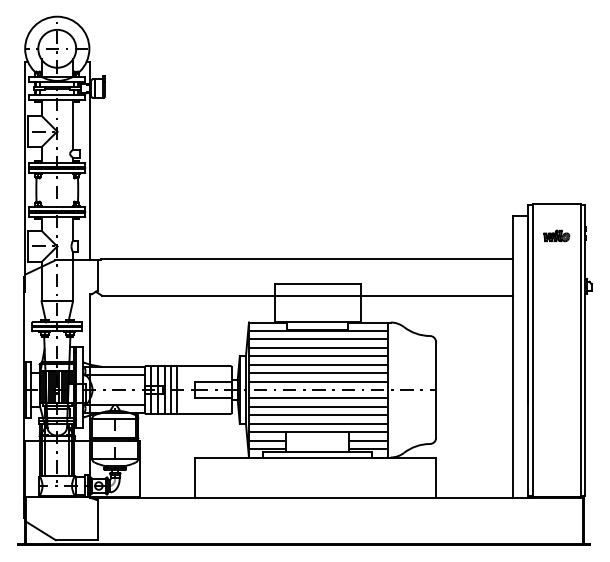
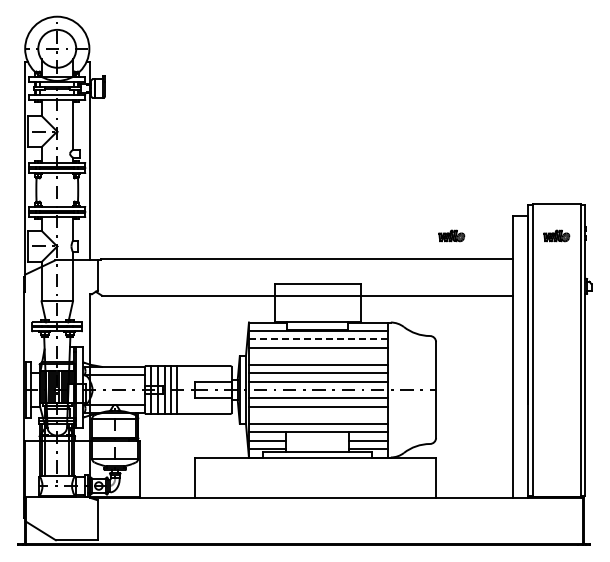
part: none -> present (451, 235)
line: solid -> dashed (318, 339)
line: present -> none (317, 356)
line: present -> none (317, 415)
